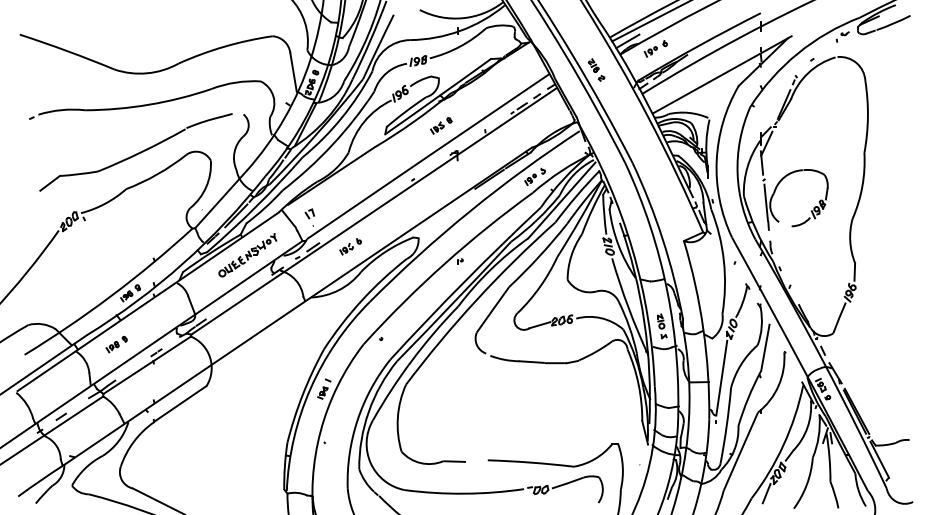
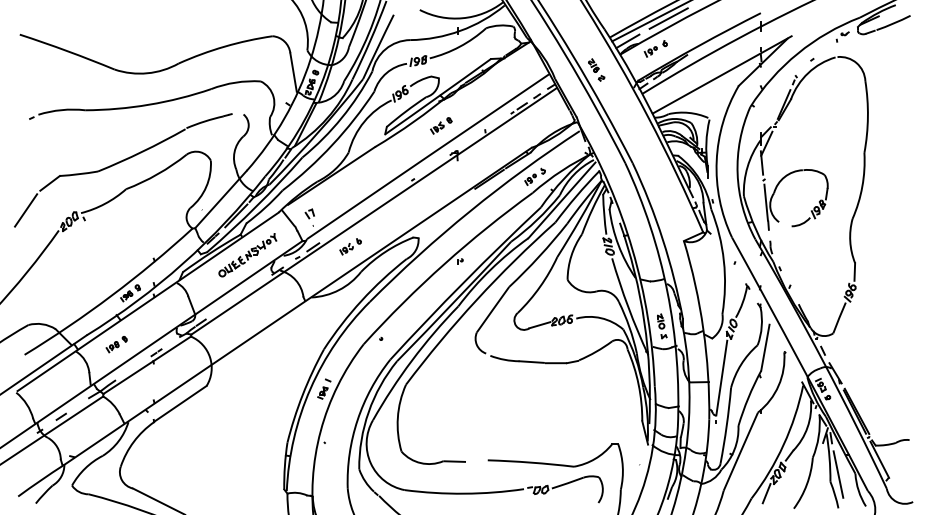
line: none -> present (668, 18)
line: none -> present (26, 210)
line: none -> present (838, 474)
